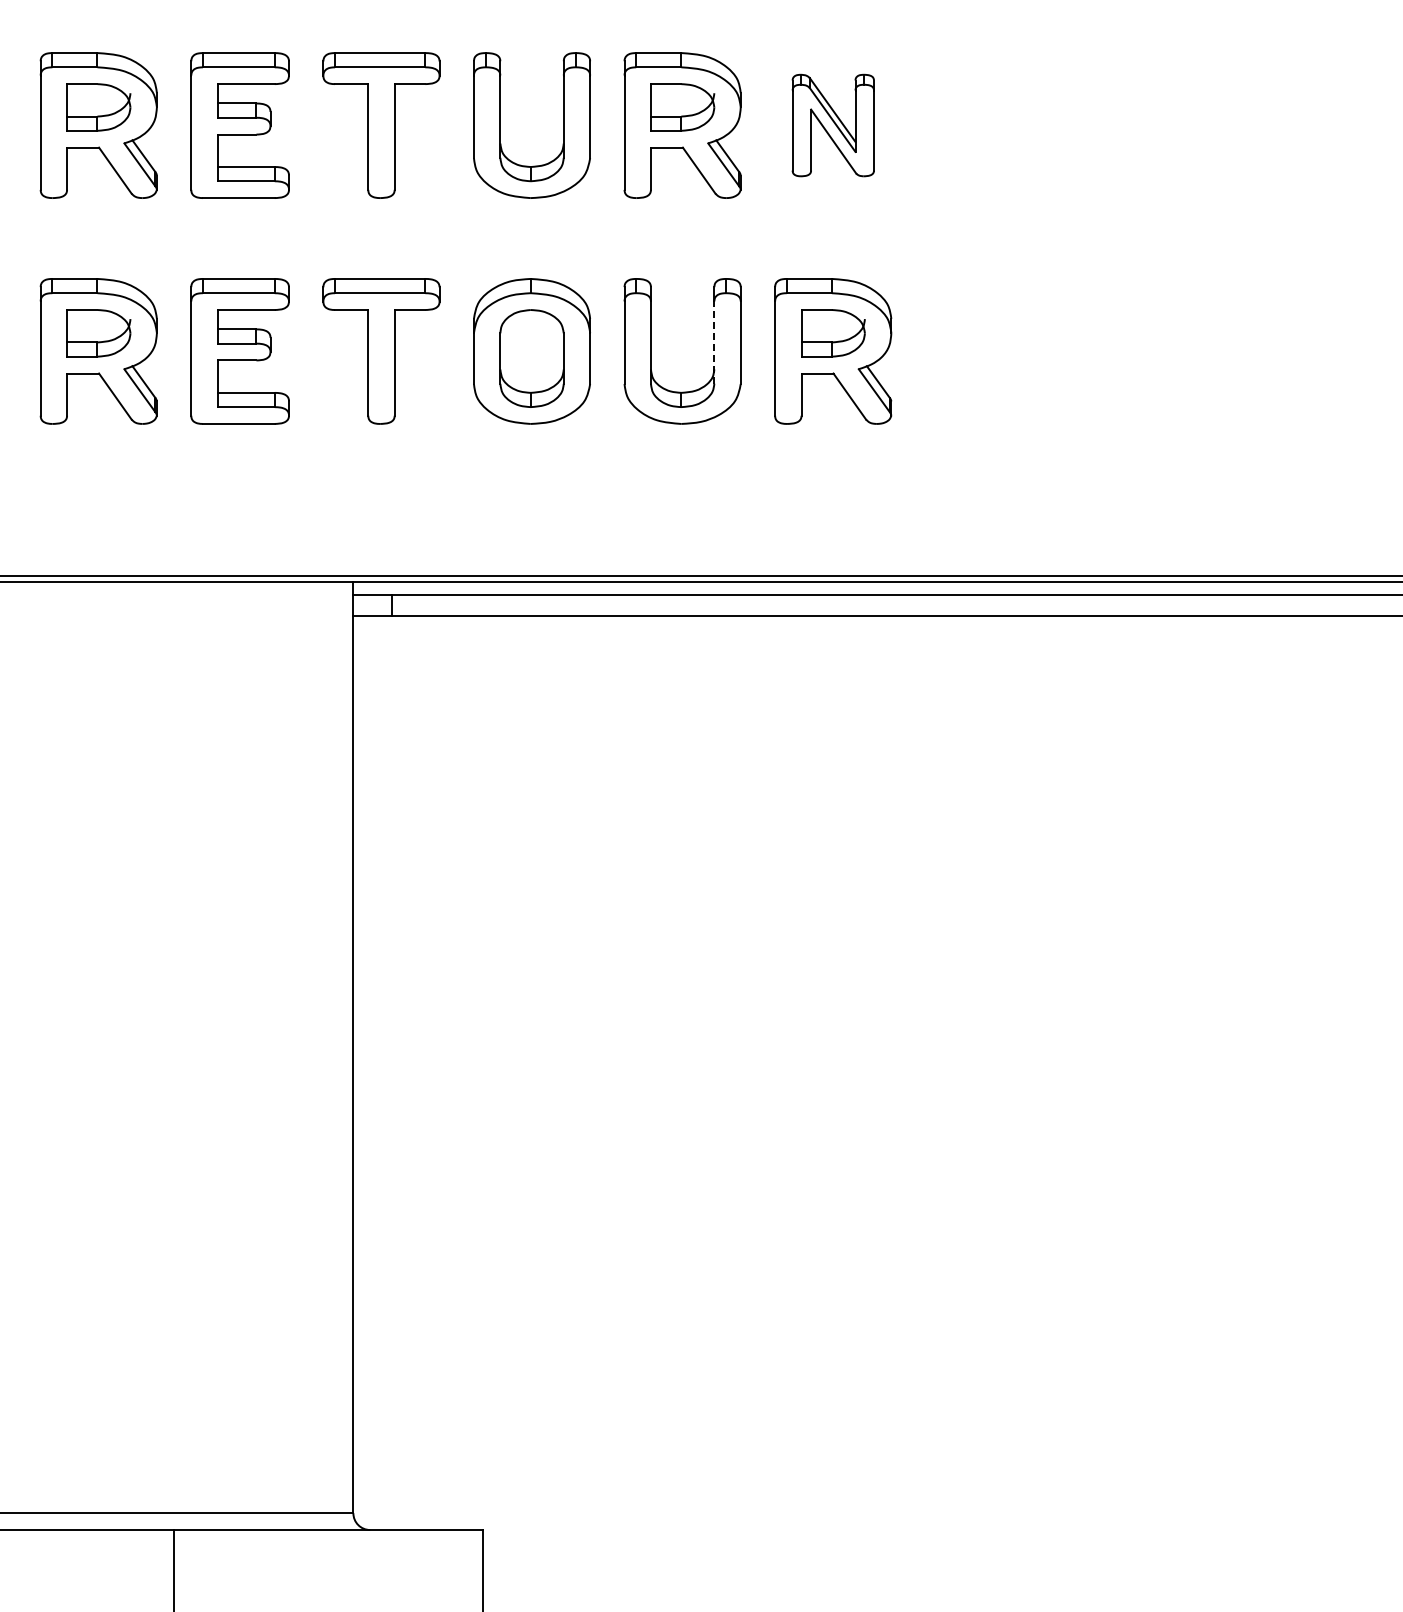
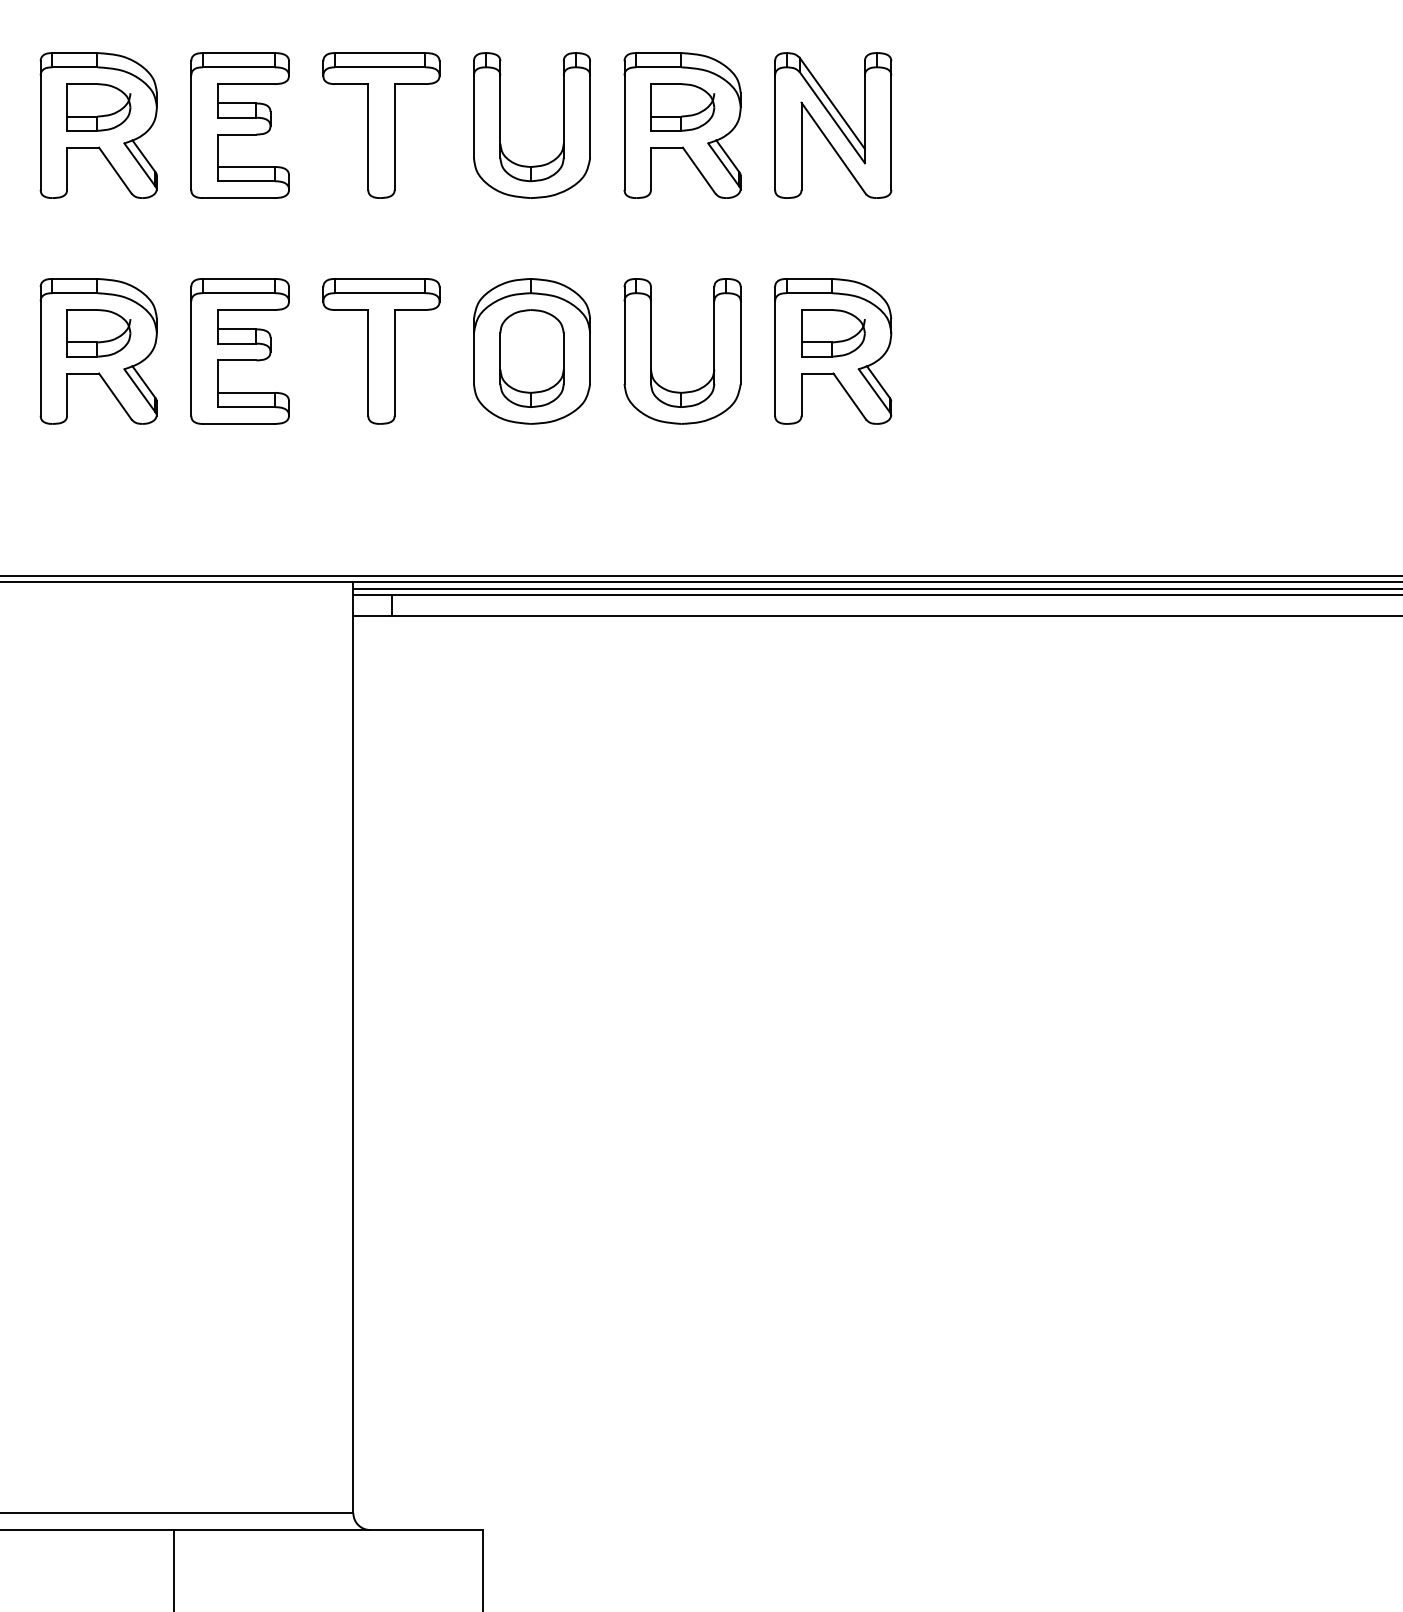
part size: 84x105 px -> 119x147 px (833, 125)
line: dashed -> solid (714, 342)
line: none -> present (876, 588)
